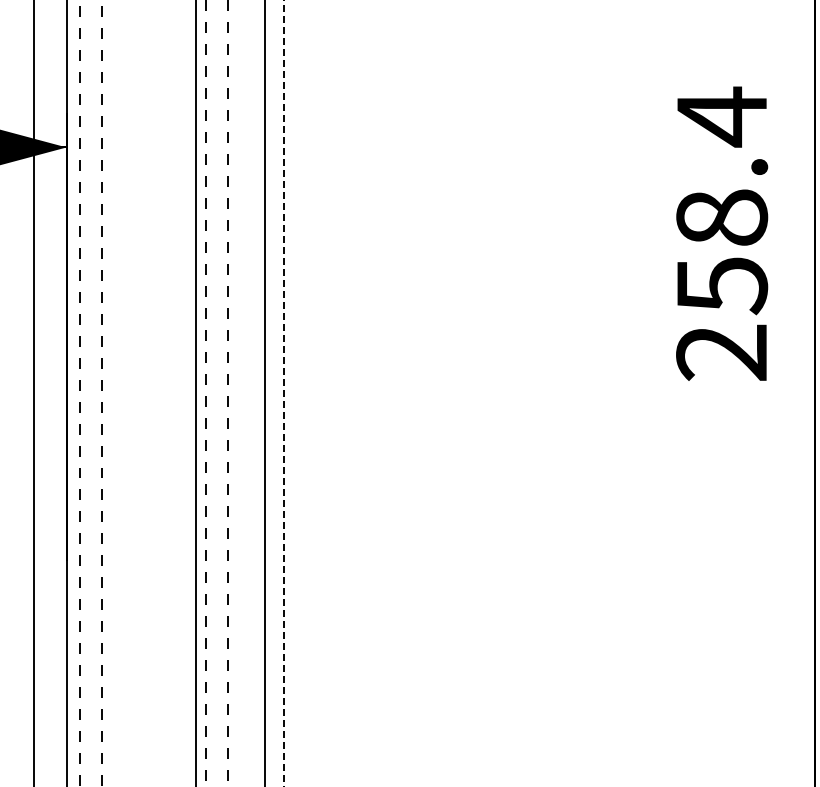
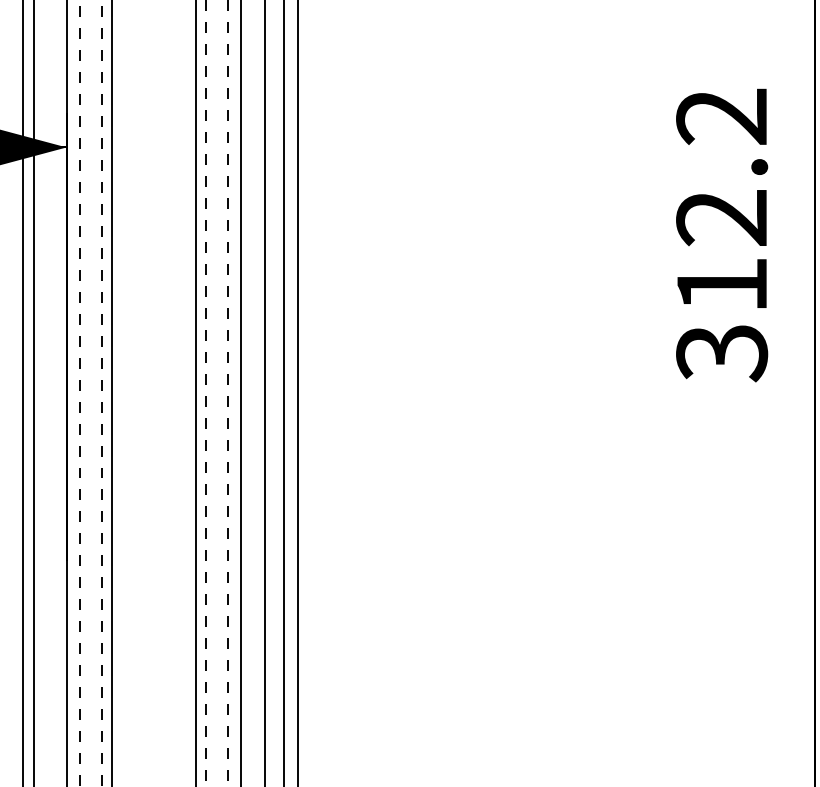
text: 258.4 -> 312.2 (722, 234)
line: none -> present (22, 392)
line: none -> present (111, 392)
line: none -> present (241, 392)
line: none -> present (297, 392)
line: dashed -> solid (284, 393)
